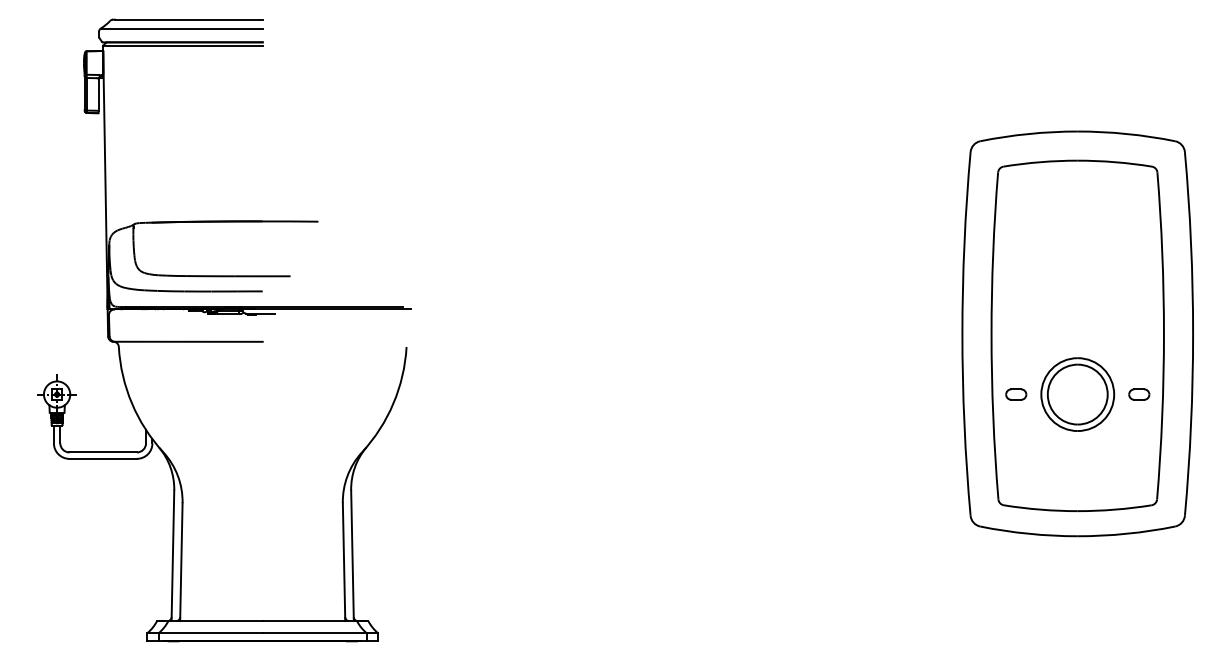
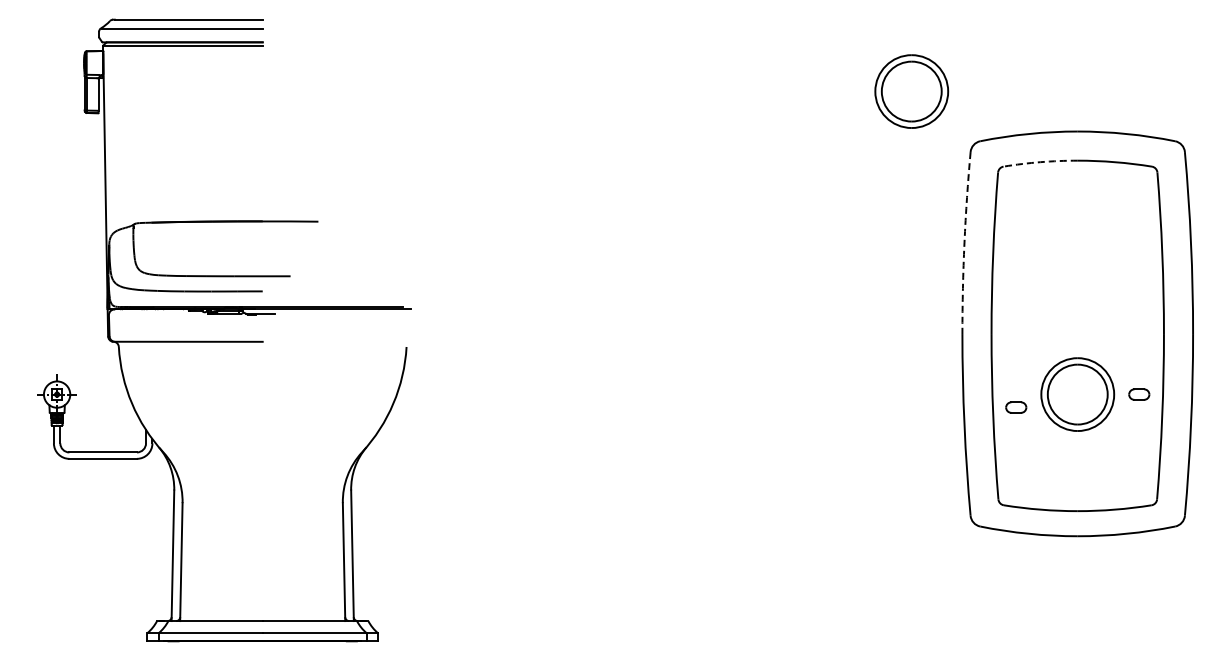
part: none -> present (911, 91)
arc: solid -> dashed (1040, 162)
arc: solid -> dashed (964, 242)
part position: (1016, 394) -> (1016, 407) (1016, 407)
